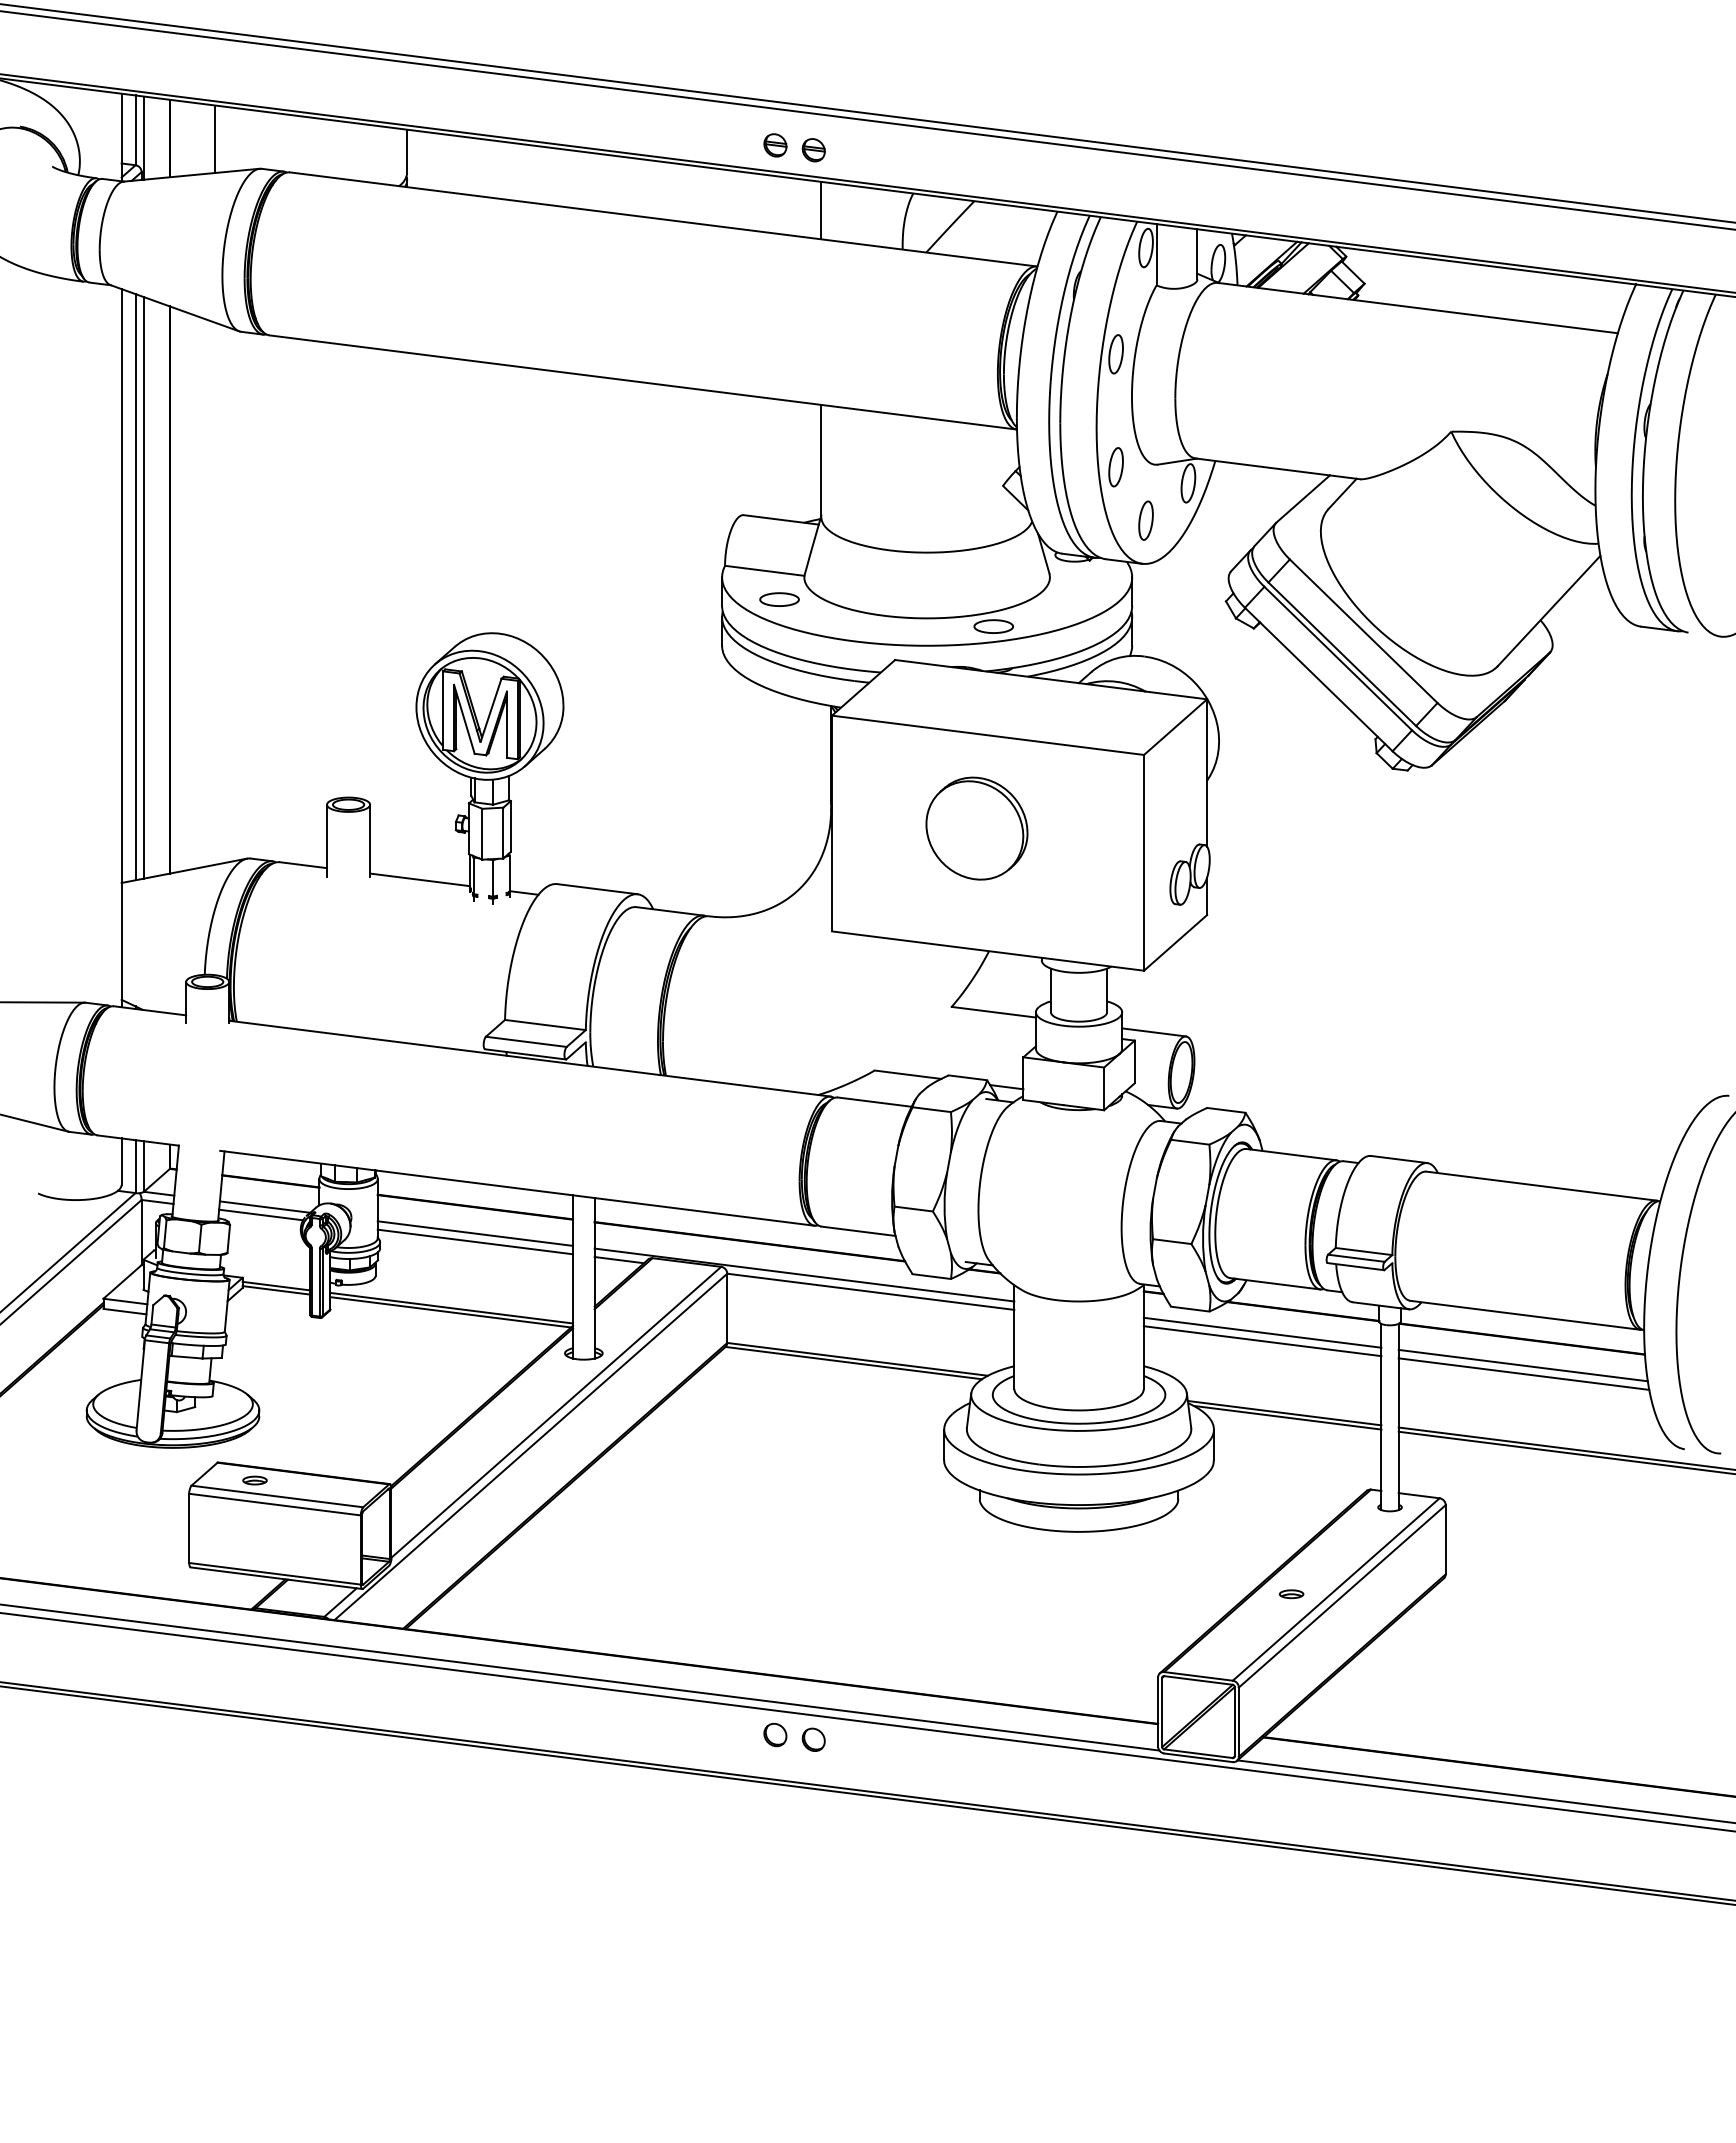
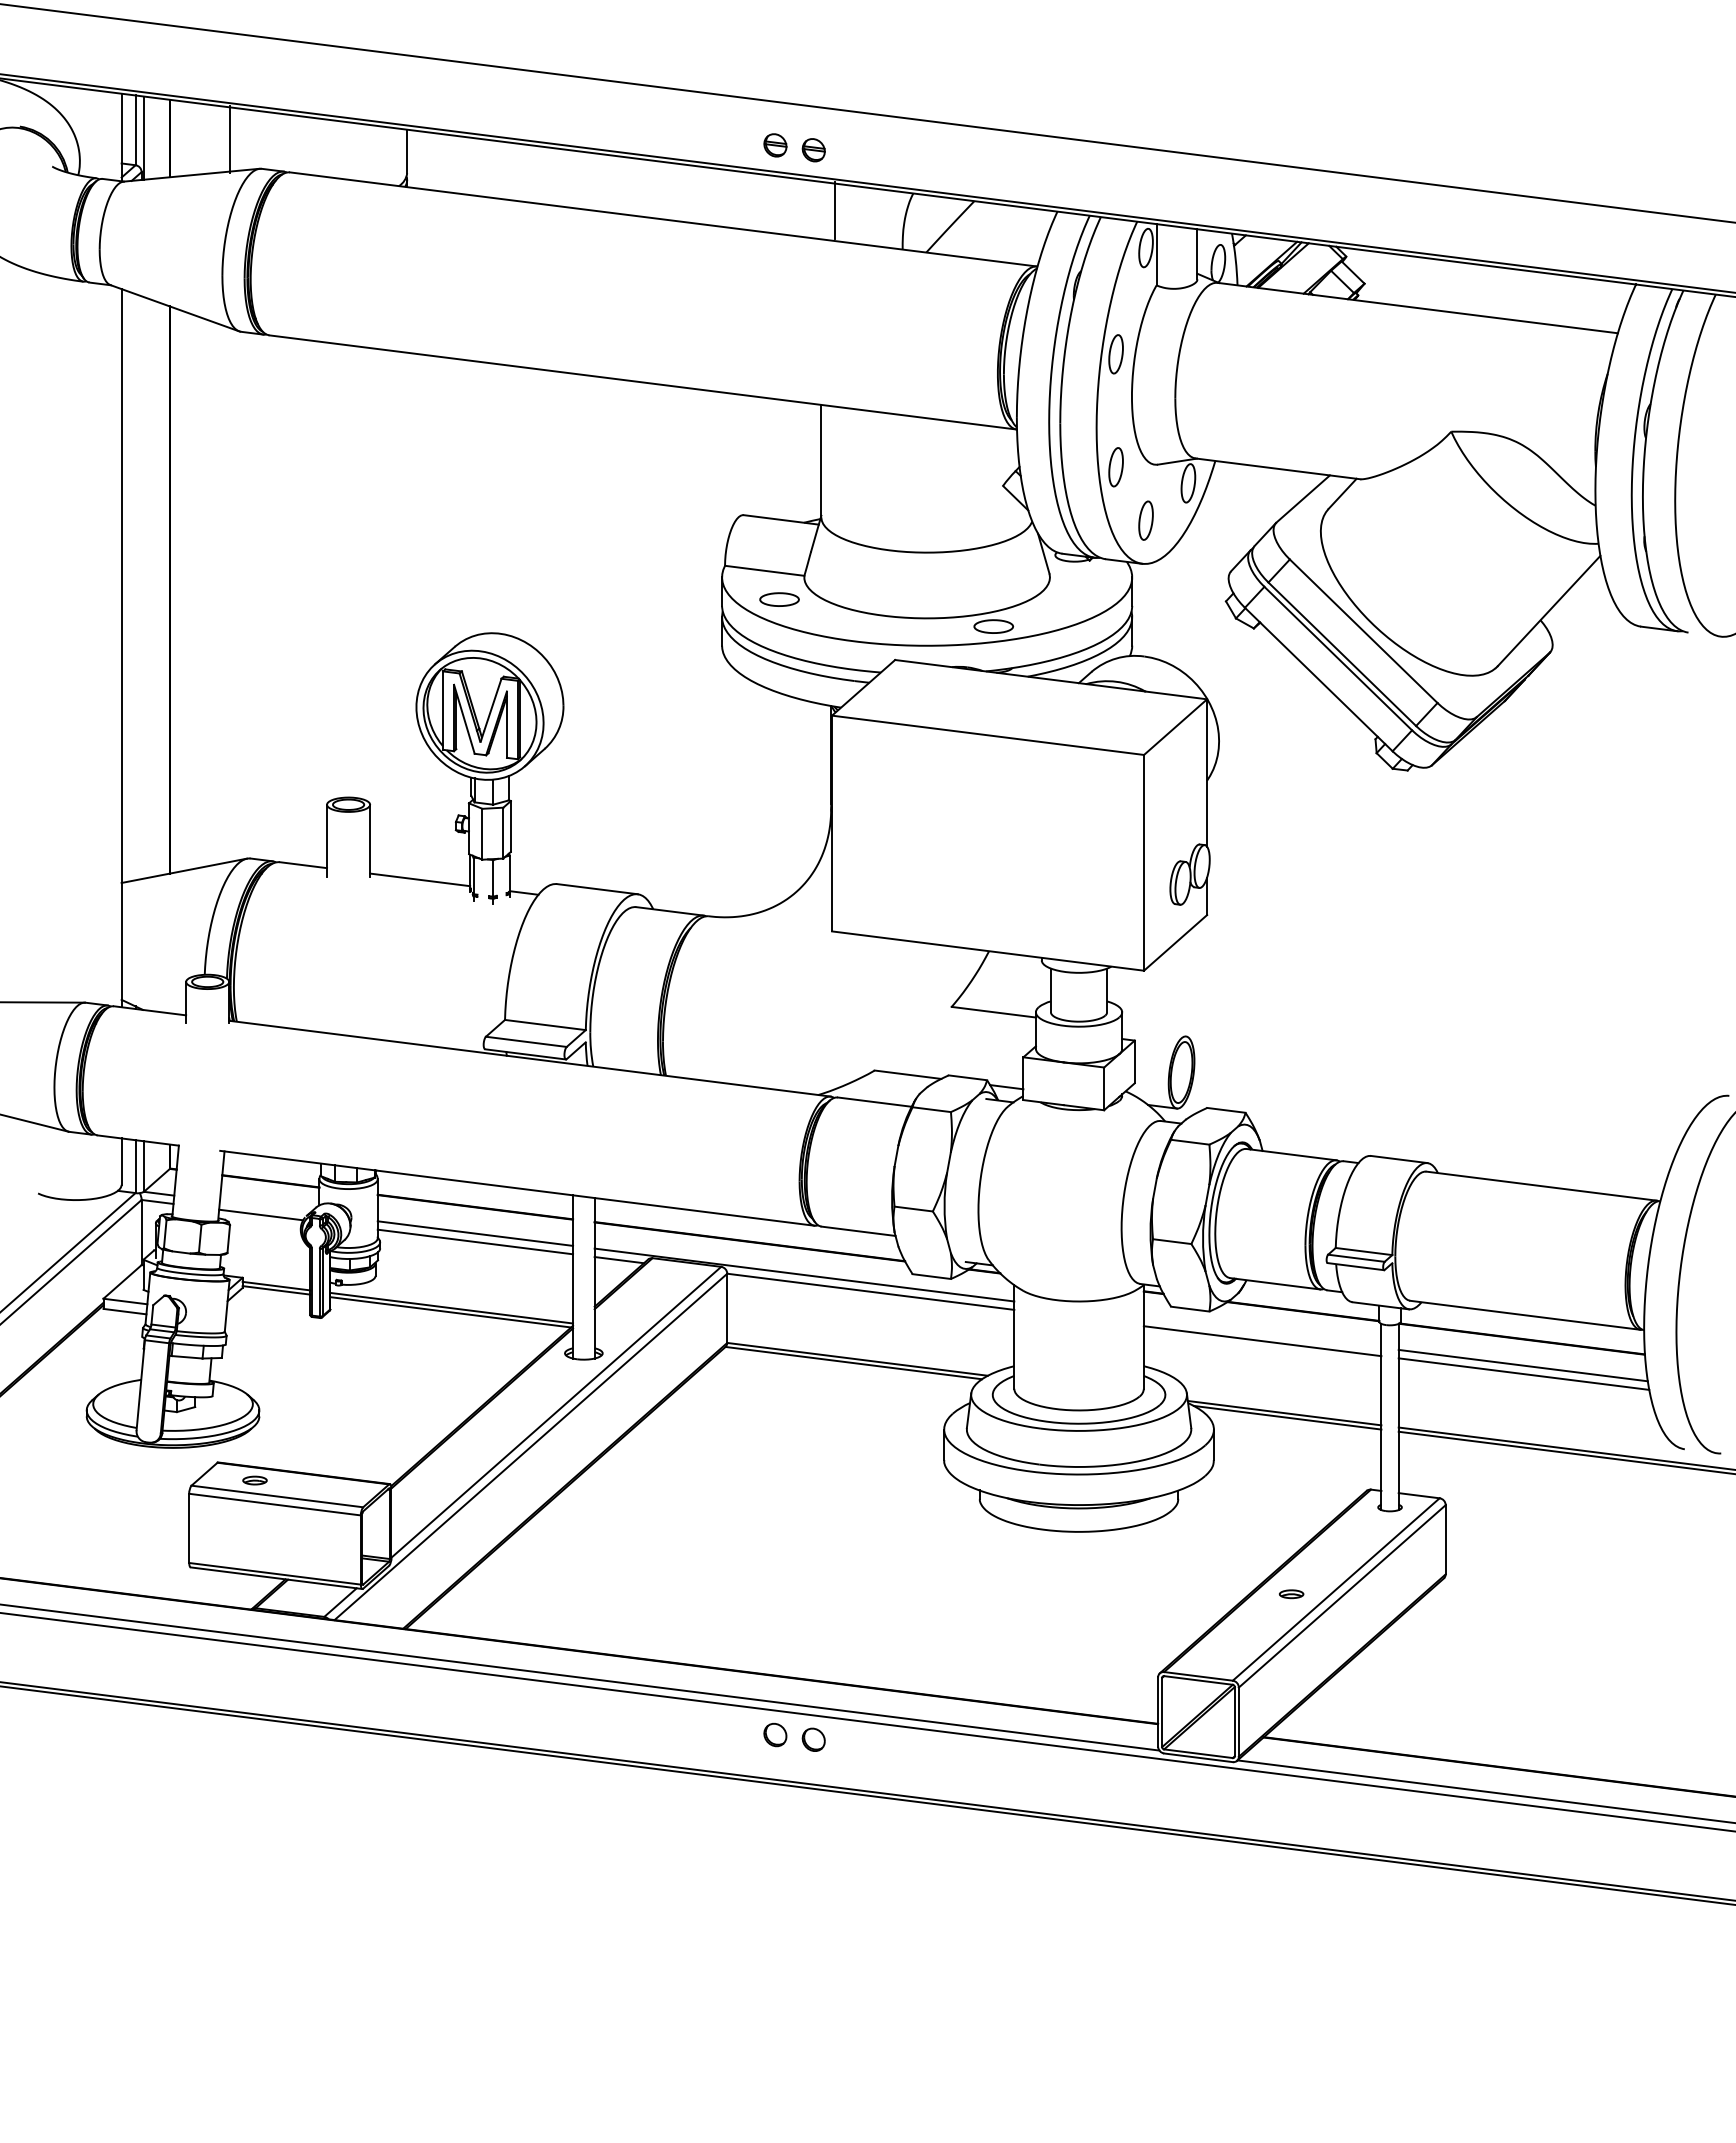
line: present -> none (867, 120)
line position: (215, 139) -> (230, 139) (230, 139)
line position: (821, 210) -> (835, 210) (835, 210)
line: present -> none (135, 587)
line: present -> none (143, 587)
part: present -> none (976, 828)
line: present -> none (1154, 1032)
line: present -> none (264, 1206)
line: present -> none (1262, 1332)
